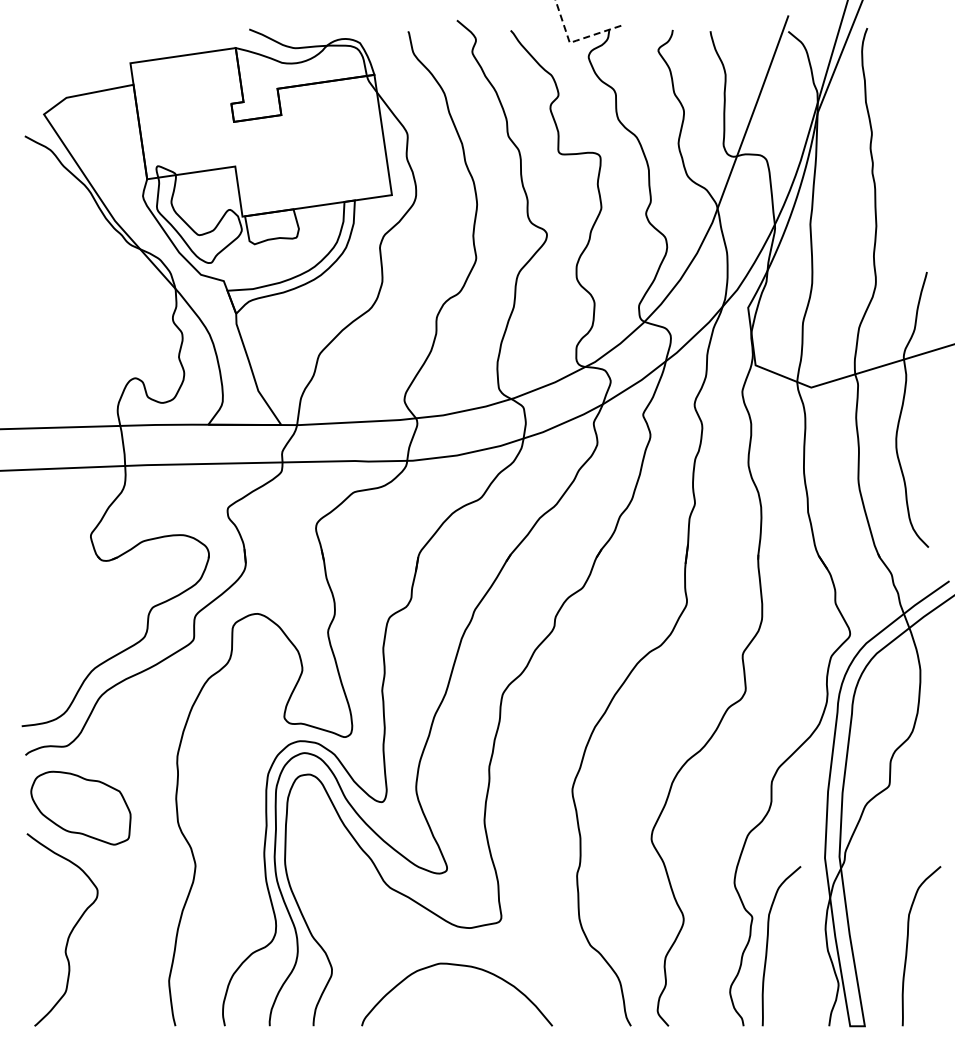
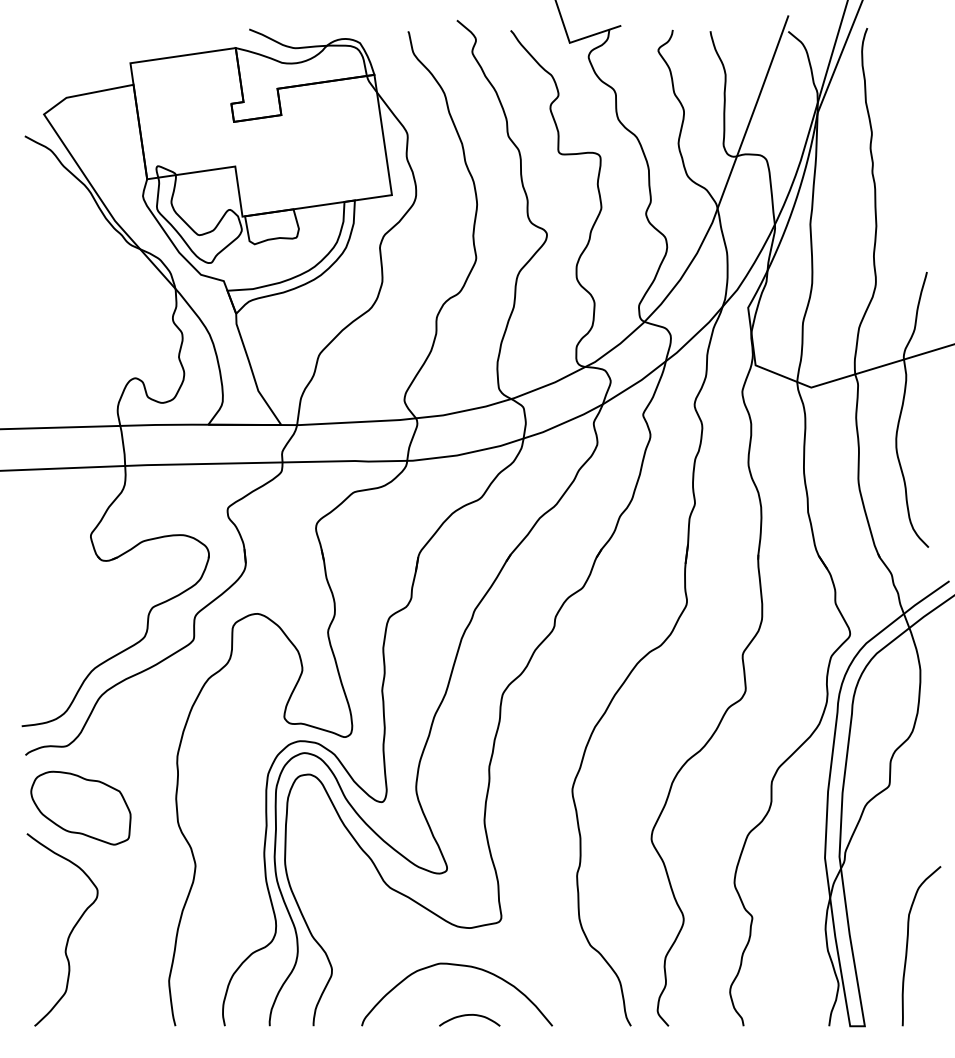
line: dashed -> solid (574, 41)
curve: present -> none (768, 943)
curve: none -> present (469, 1015)
